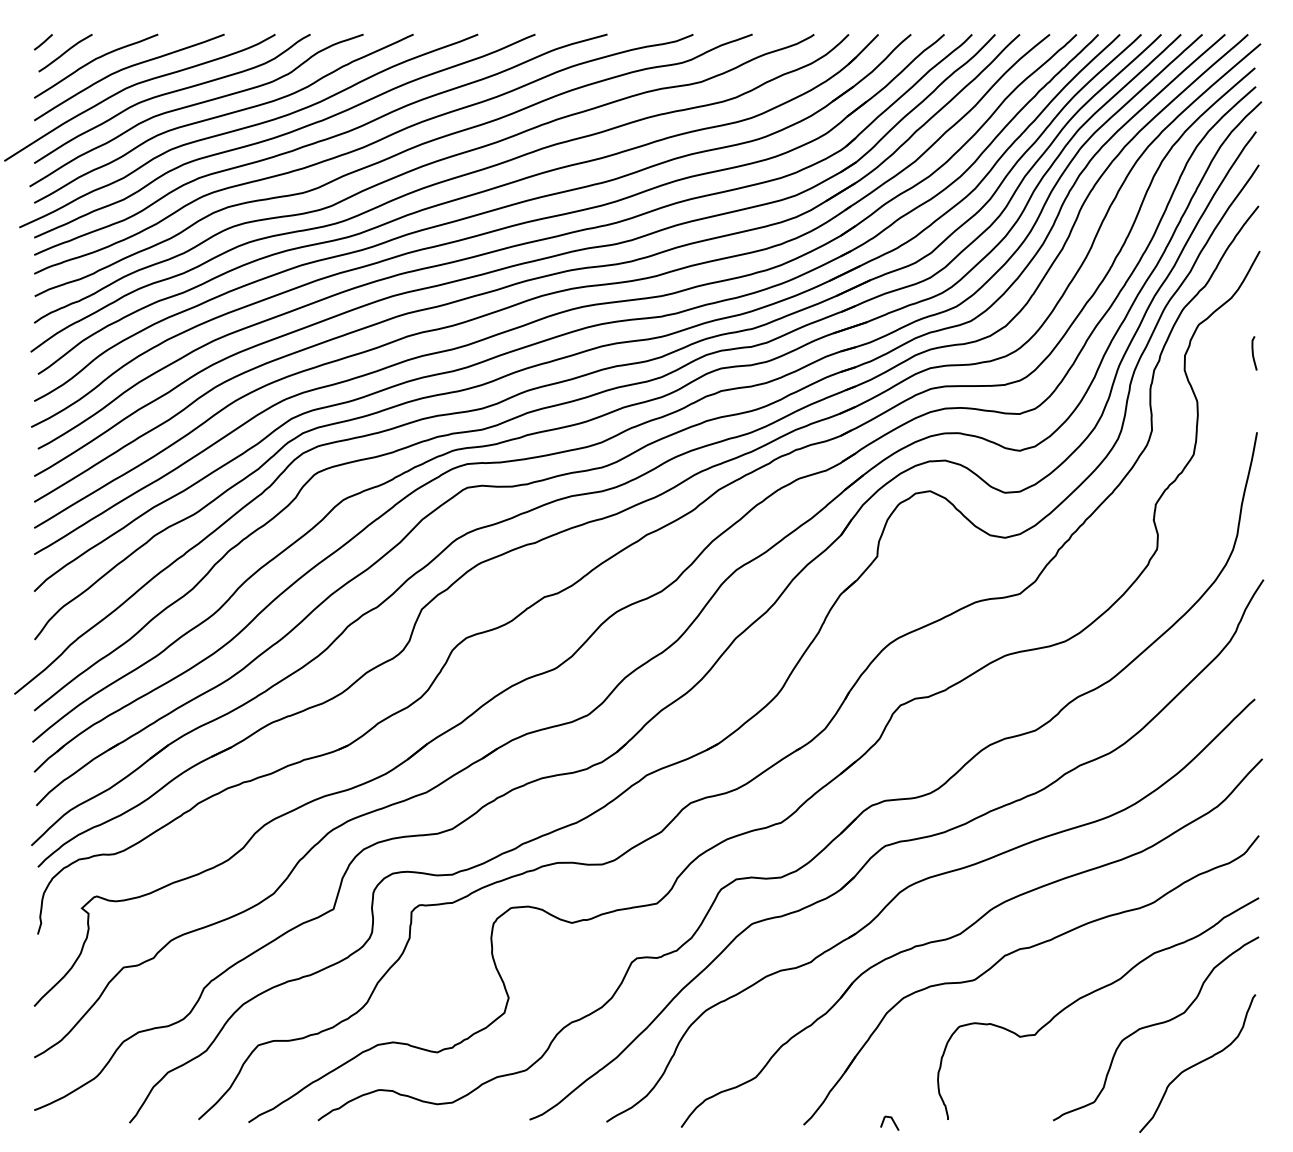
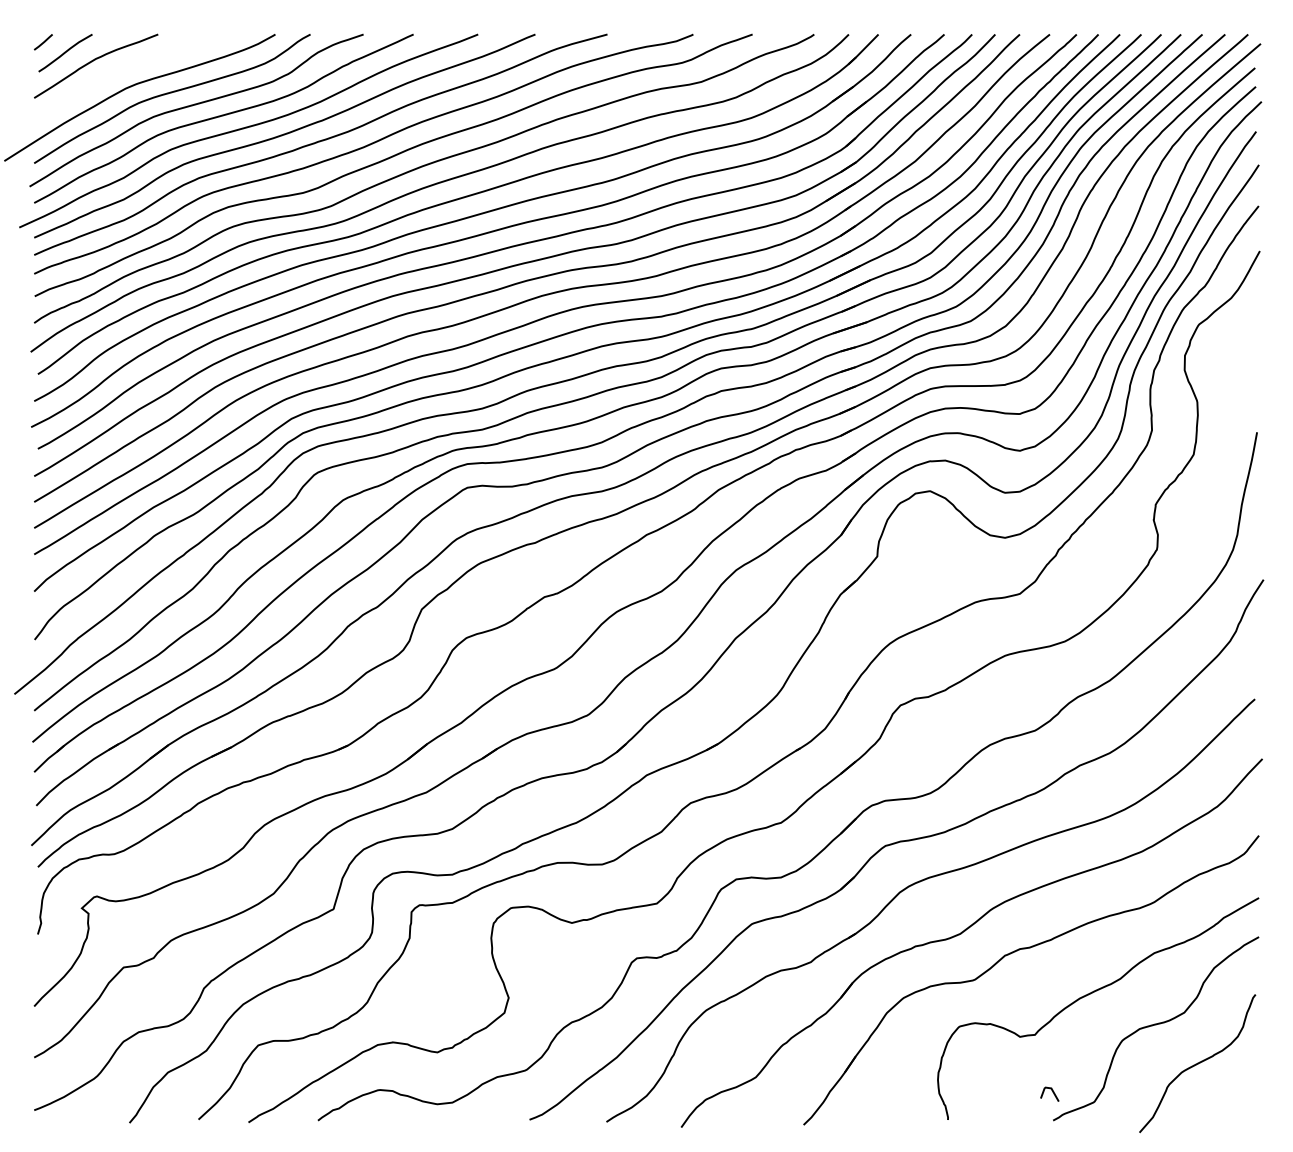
curve: present -> none (125, 69)
curve: present -> none (1253, 353)
line position: (892, 1121) -> (1052, 1092) (1052, 1092)
